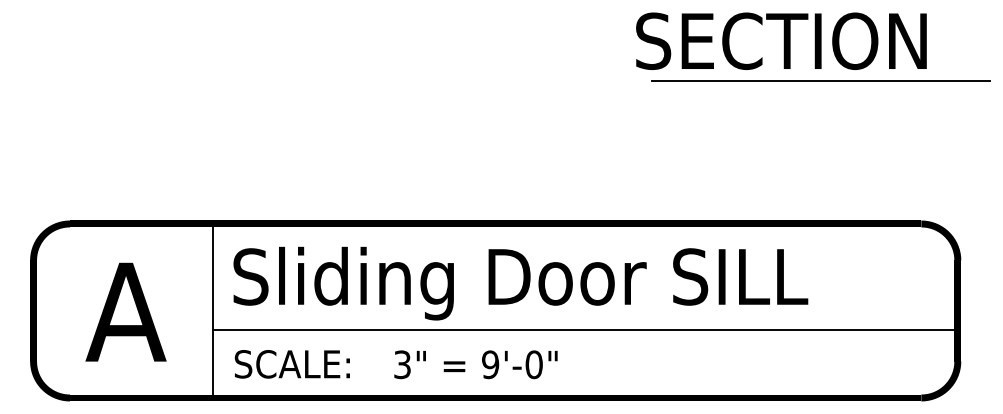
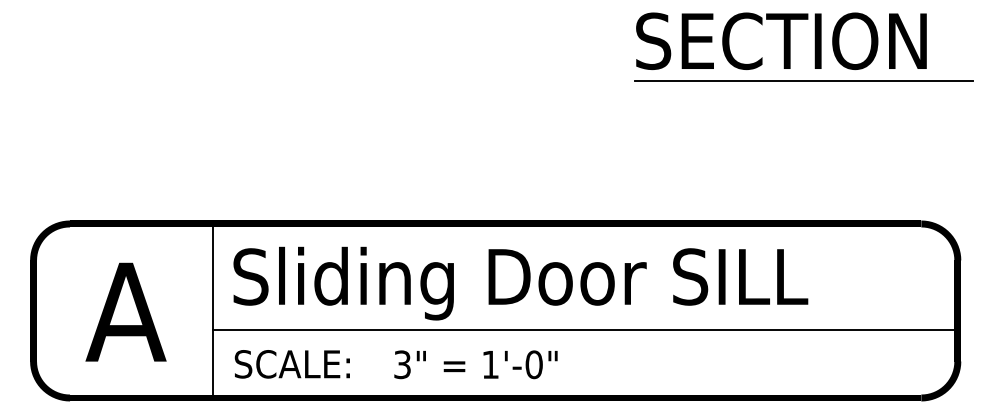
line position: (820, 80) -> (803, 80) (803, 80)
text: 9'-0" -> 1'-0" (490, 364)
